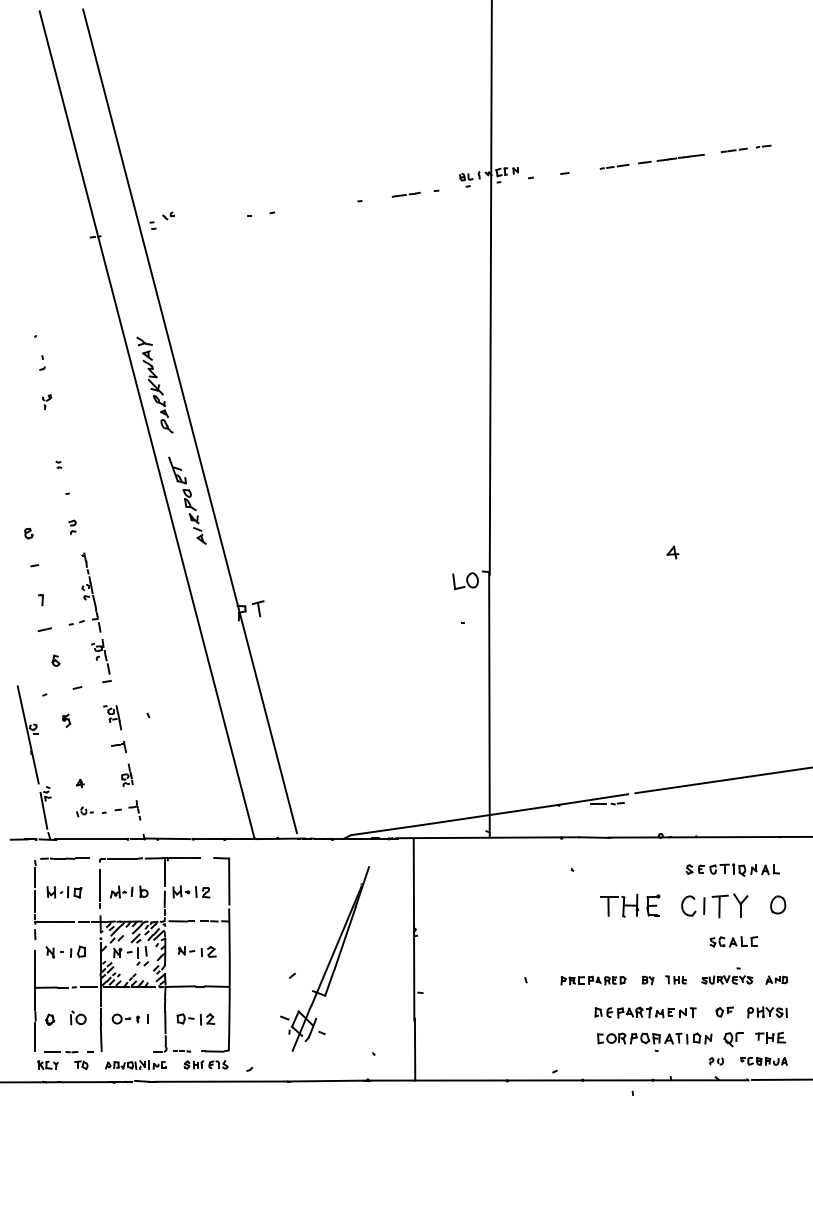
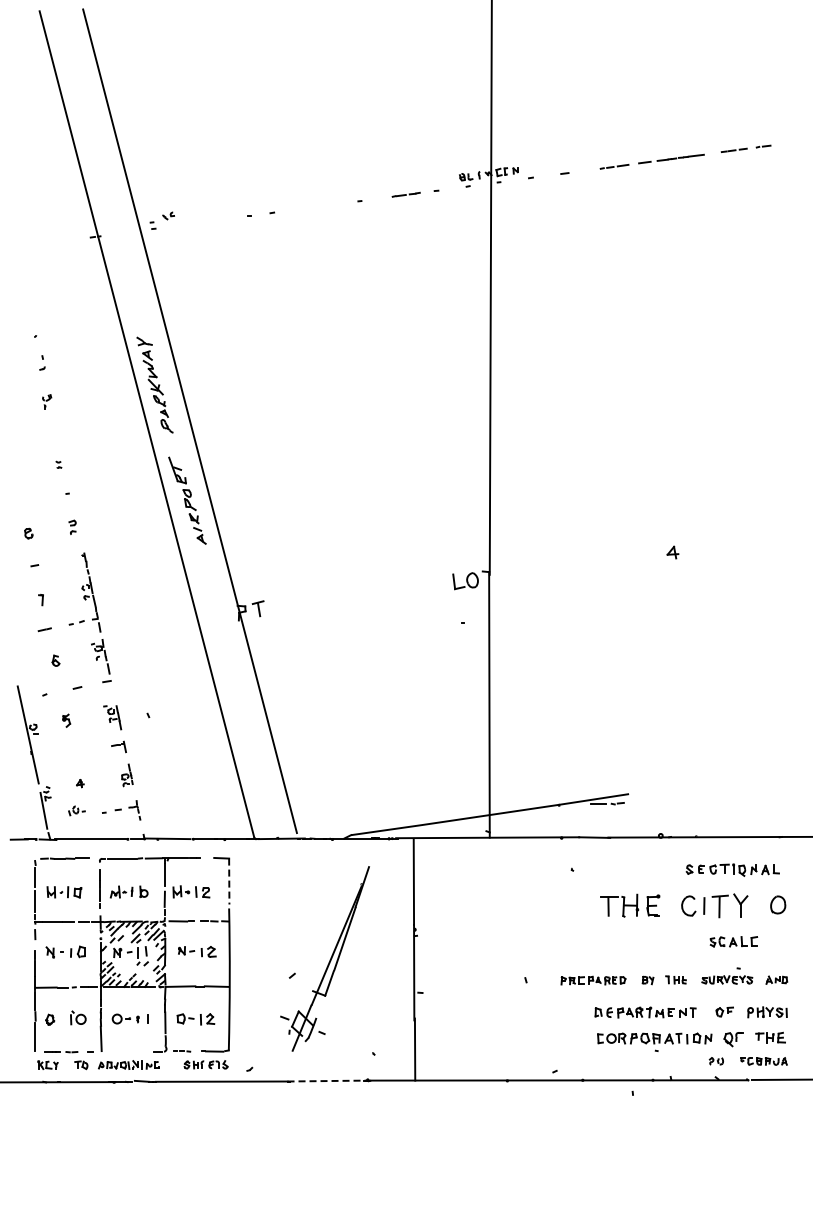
line: present -> none (722, 780)
part position: (84, 811) -> (76, 810) (76, 810)
line: solid -> dashed (229, 881)
part position: (135, 1064) -> (128, 1064) (128, 1064)
line: solid -> dashed (327, 1081)
